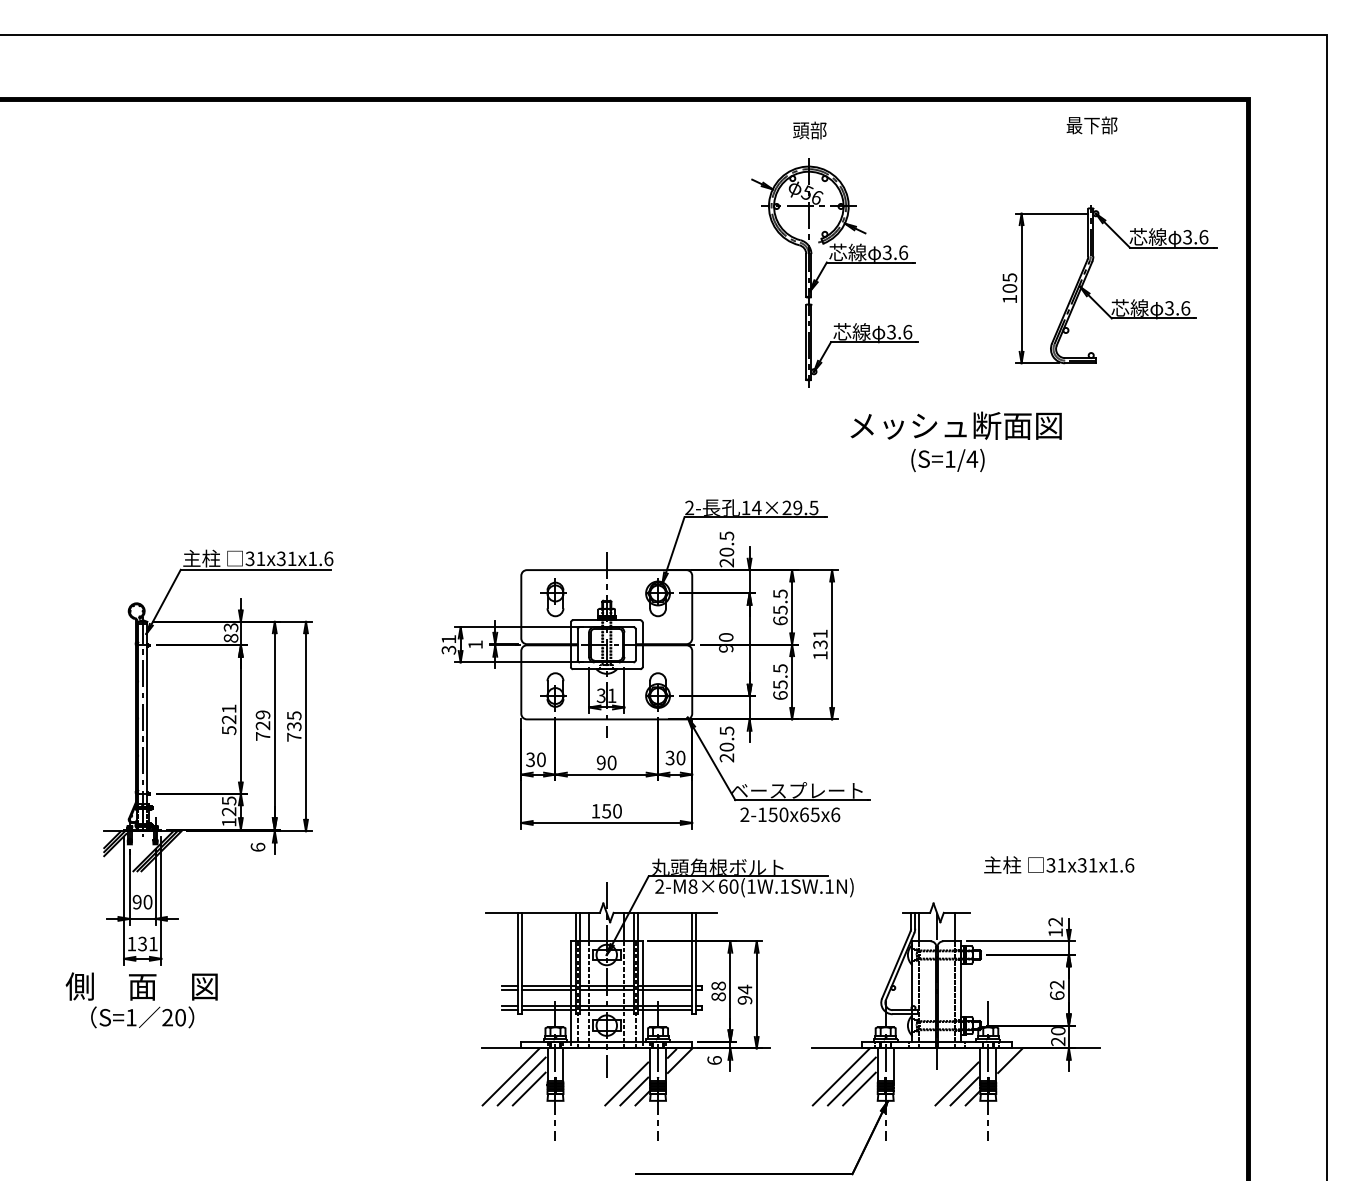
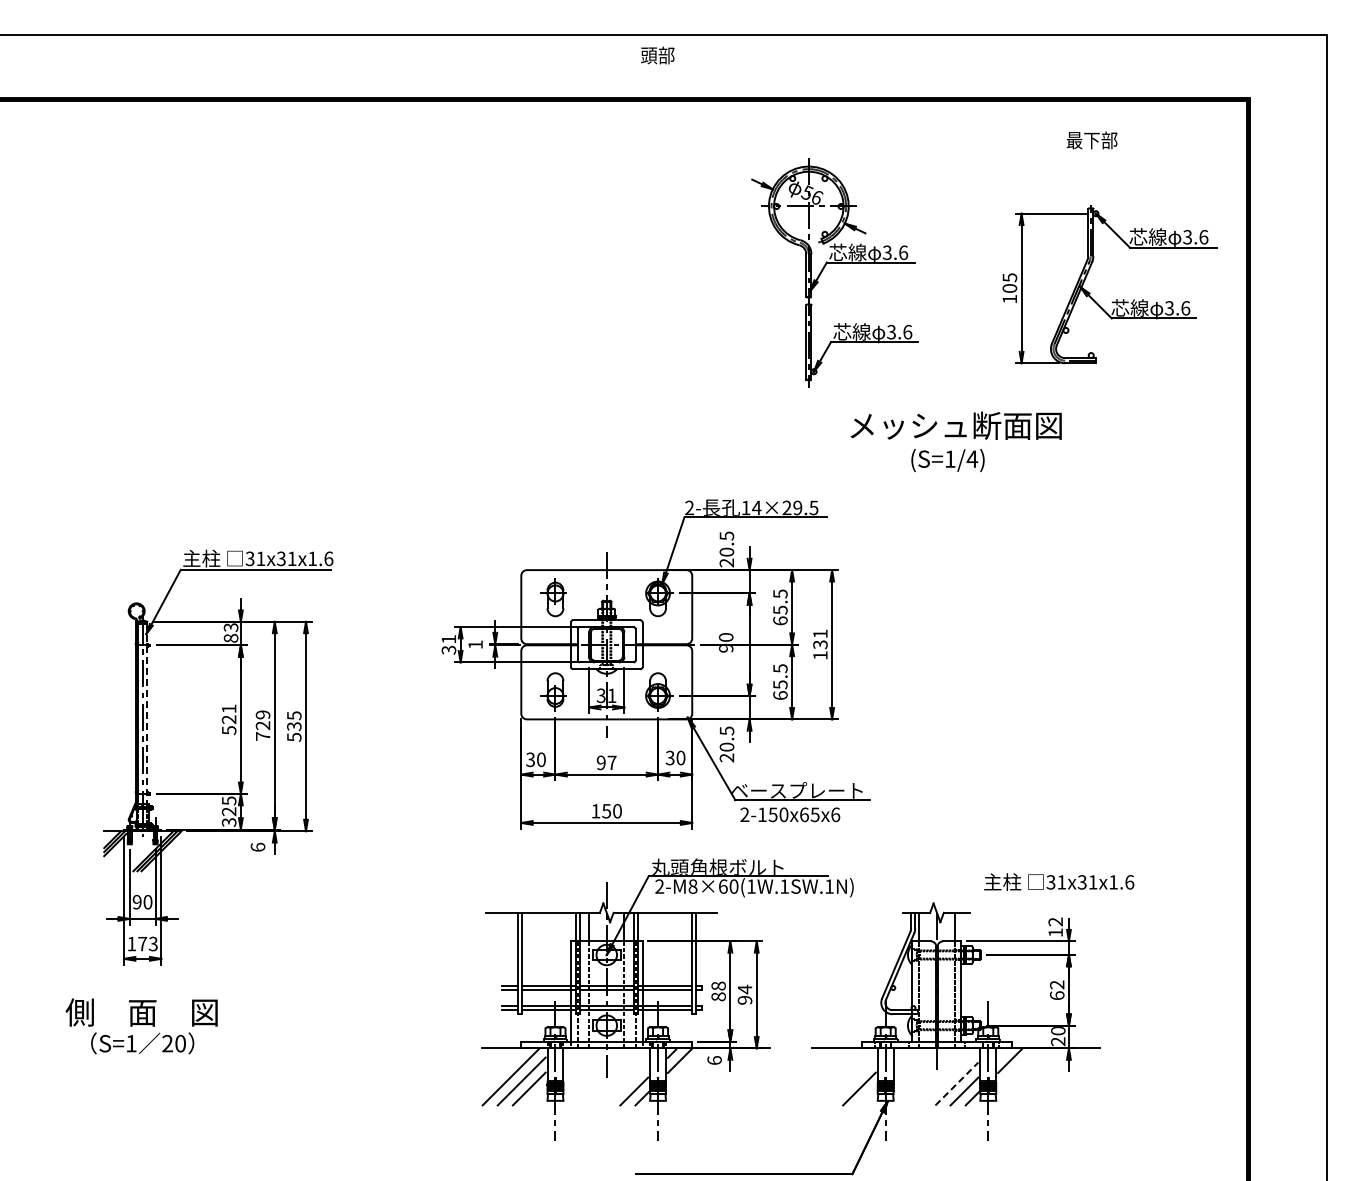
text position: (1091, 125) -> (1091, 140) (1091, 140)
text position: (809, 130) -> (657, 55) (657, 55)
line: solid -> dashed (147, 714)
text: 735 -> 535 (294, 736)
text: 90 -> 97 (611, 762)
text: 125 -> 325 (228, 822)
text position: (1059, 864) -> (1059, 881) (1059, 881)
text: 131 -> 173 (147, 943)
text position: (141, 1000) -> (141, 1026) (141, 1026)
line: present -> none (840, 1076)
line: present -> none (851, 1081)
line: present -> none (626, 1083)
line: solid -> dashed (957, 1083)
